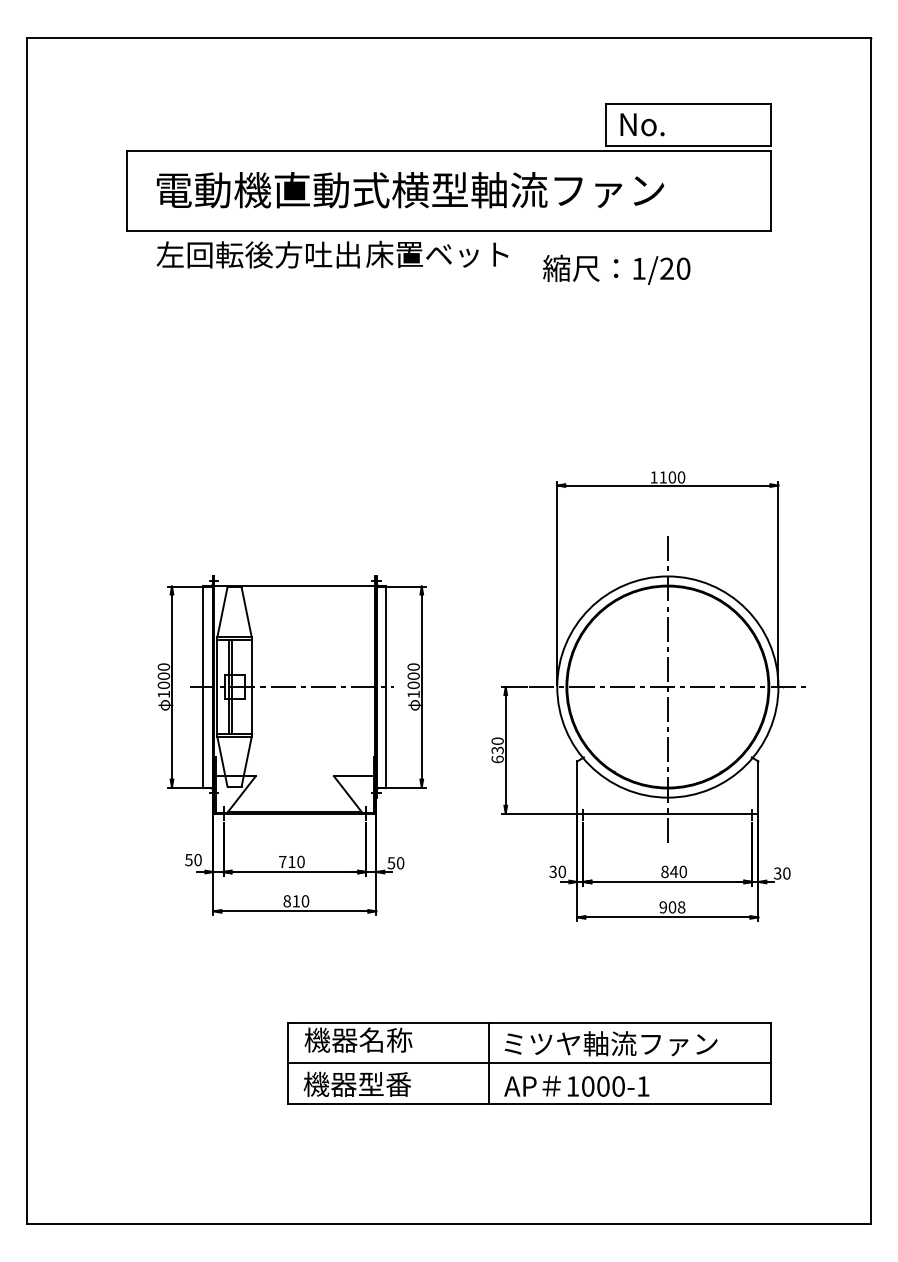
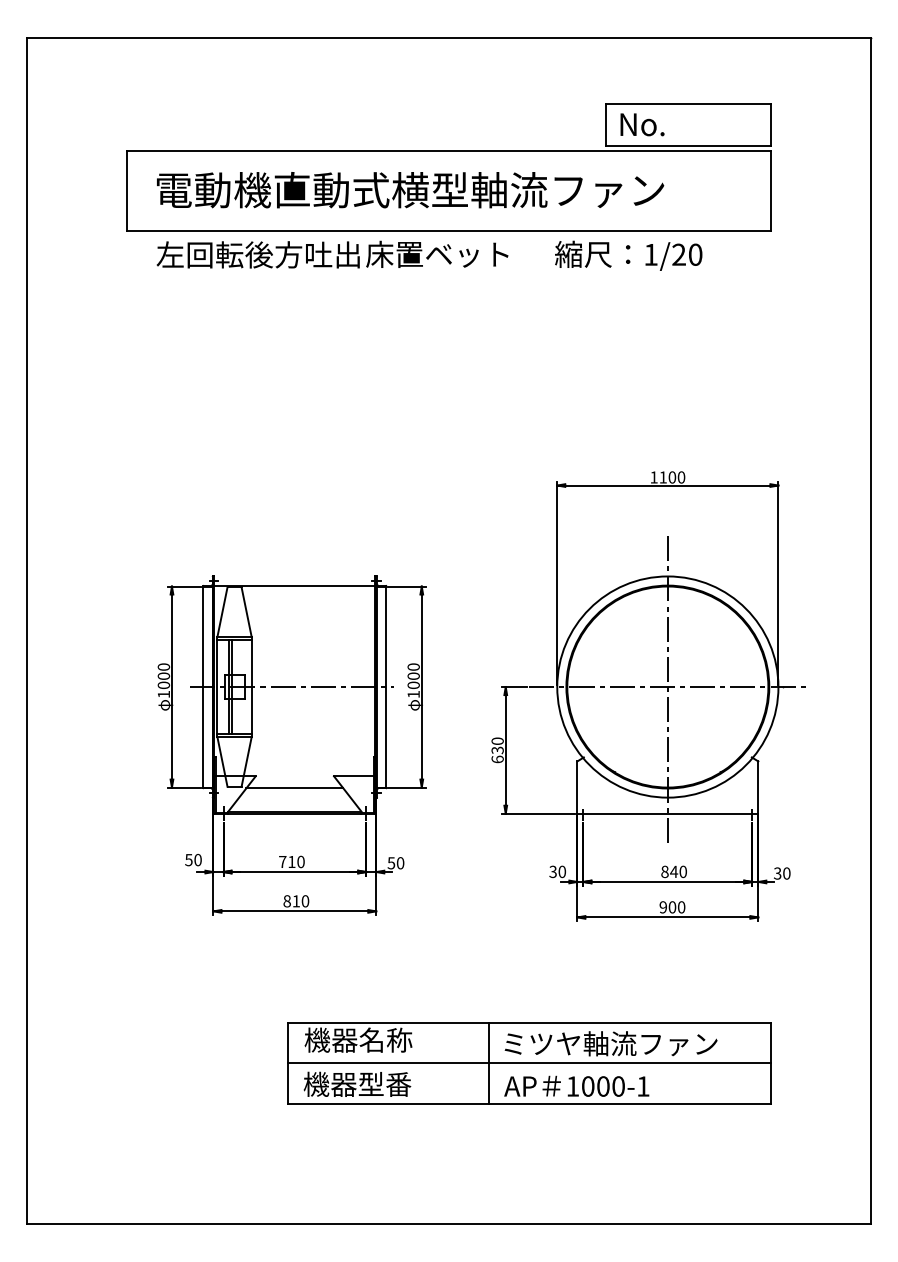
text position: (616, 269) -> (628, 255) (628, 255)
line: none -> present (294, 788)
text: 908 -> 900 (681, 907)
